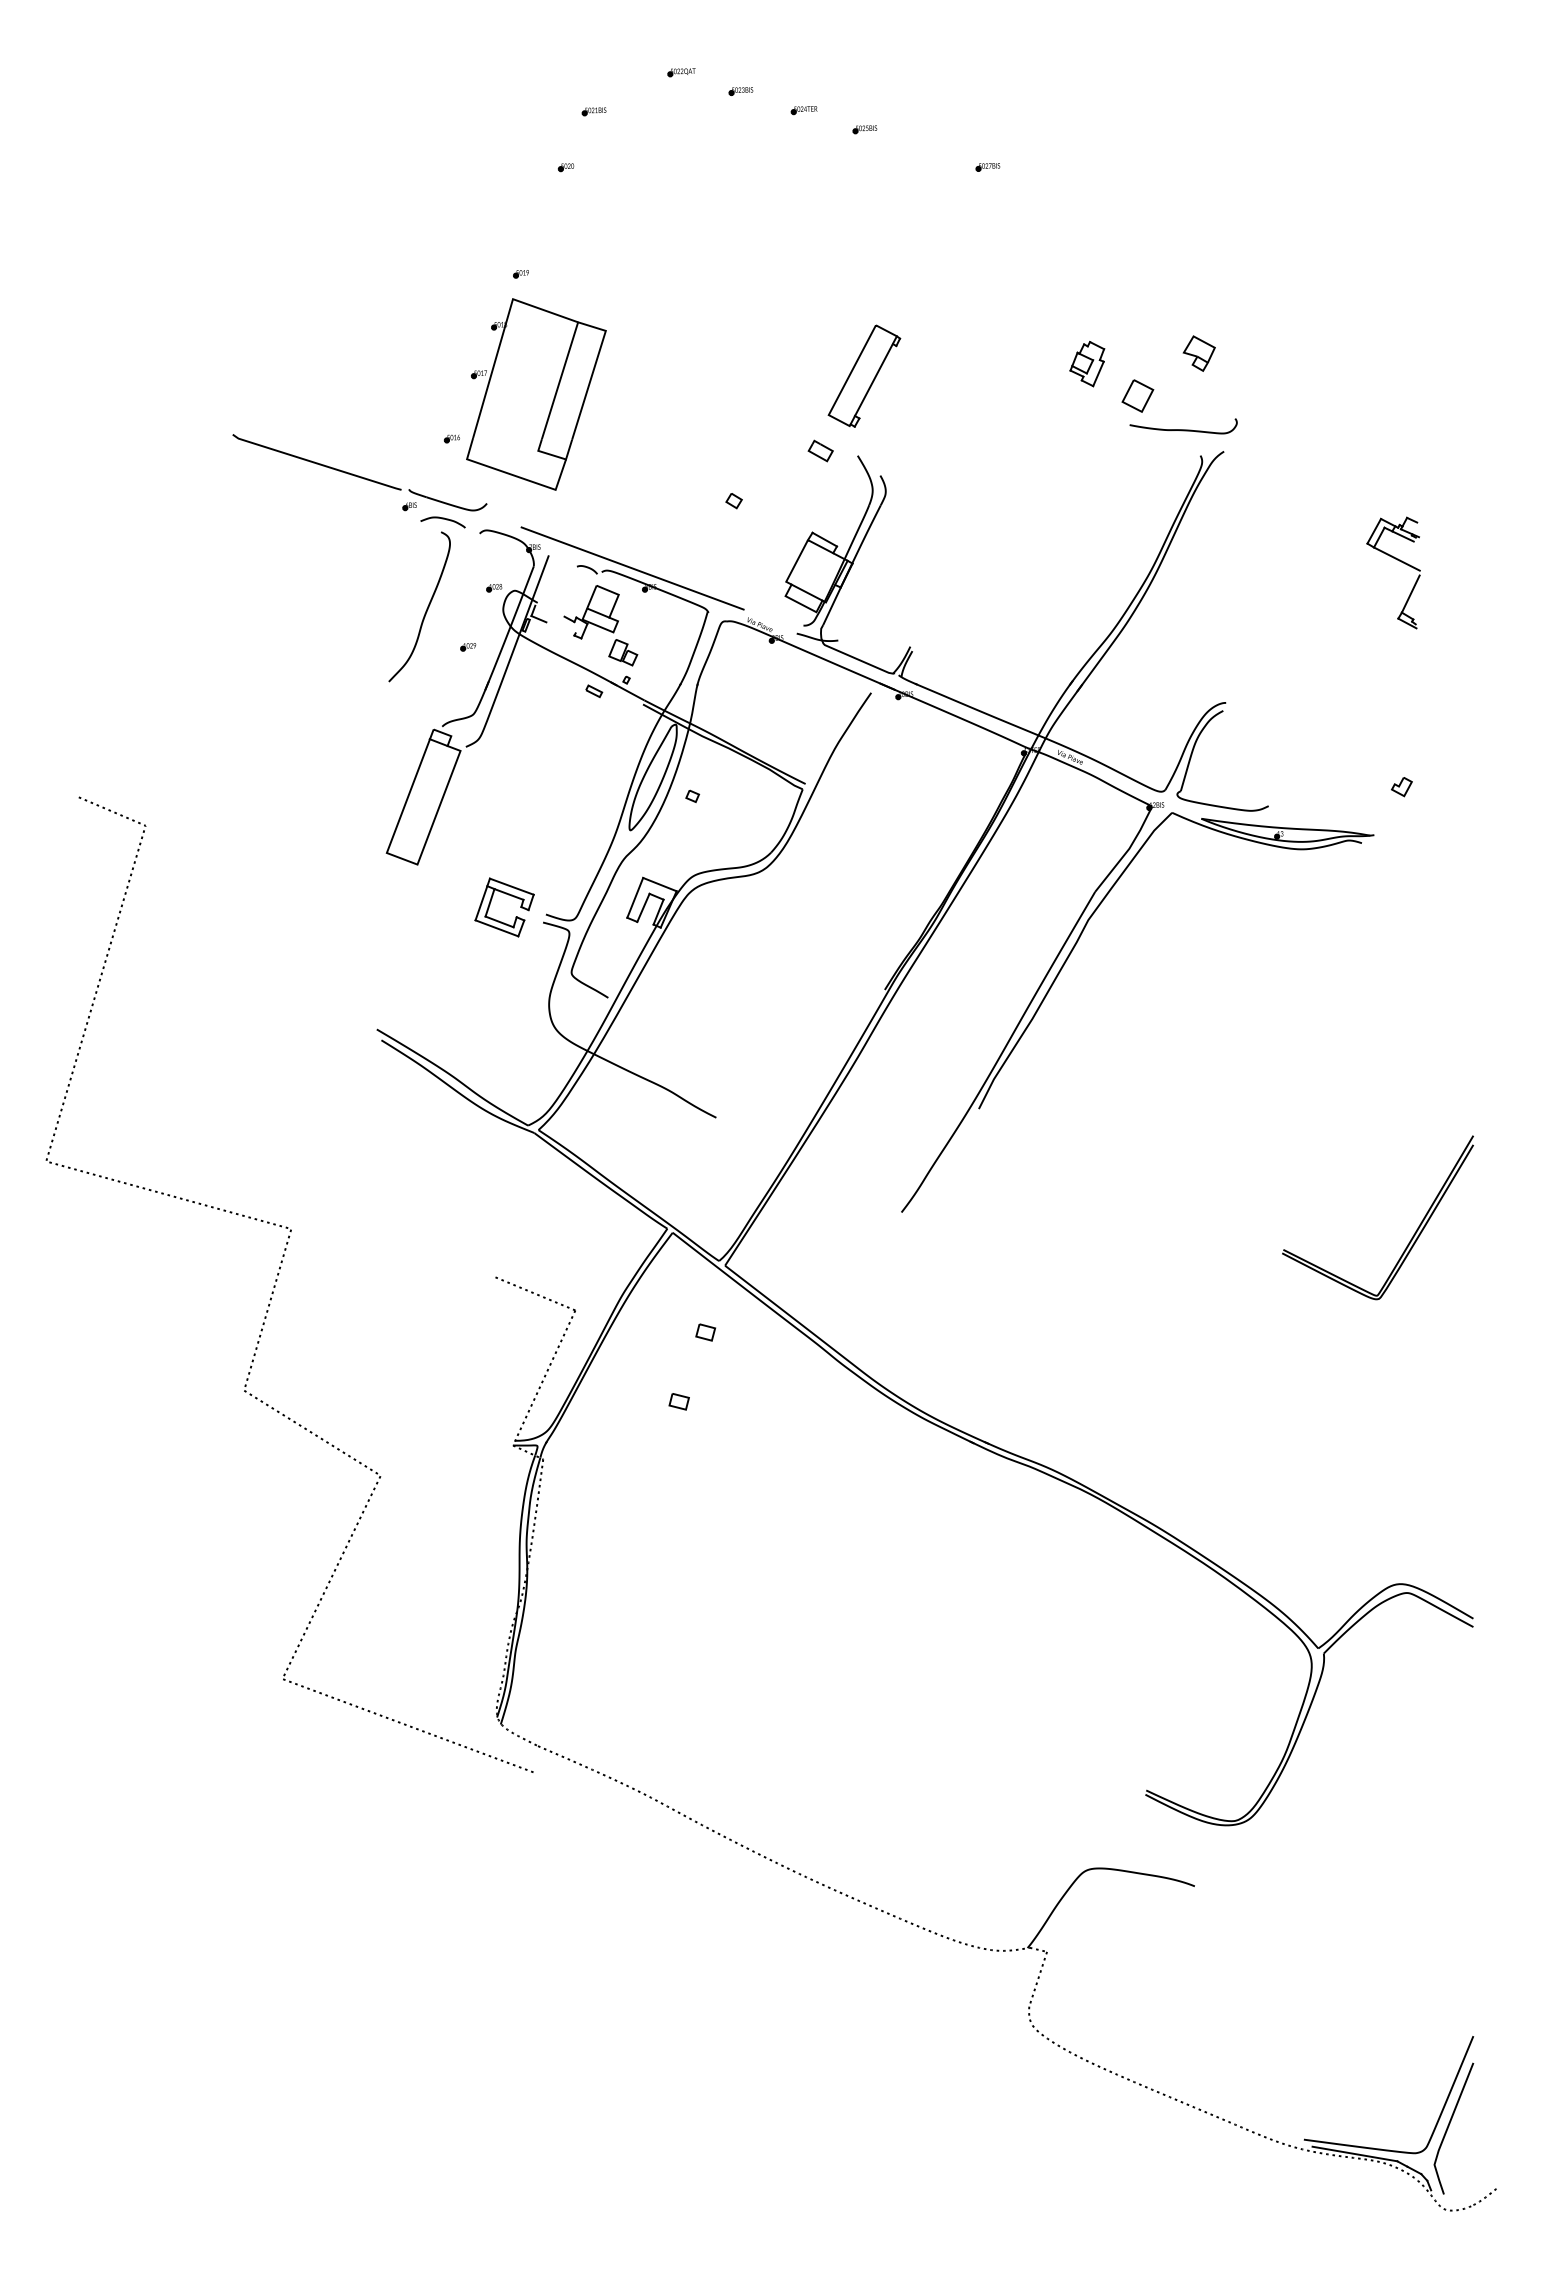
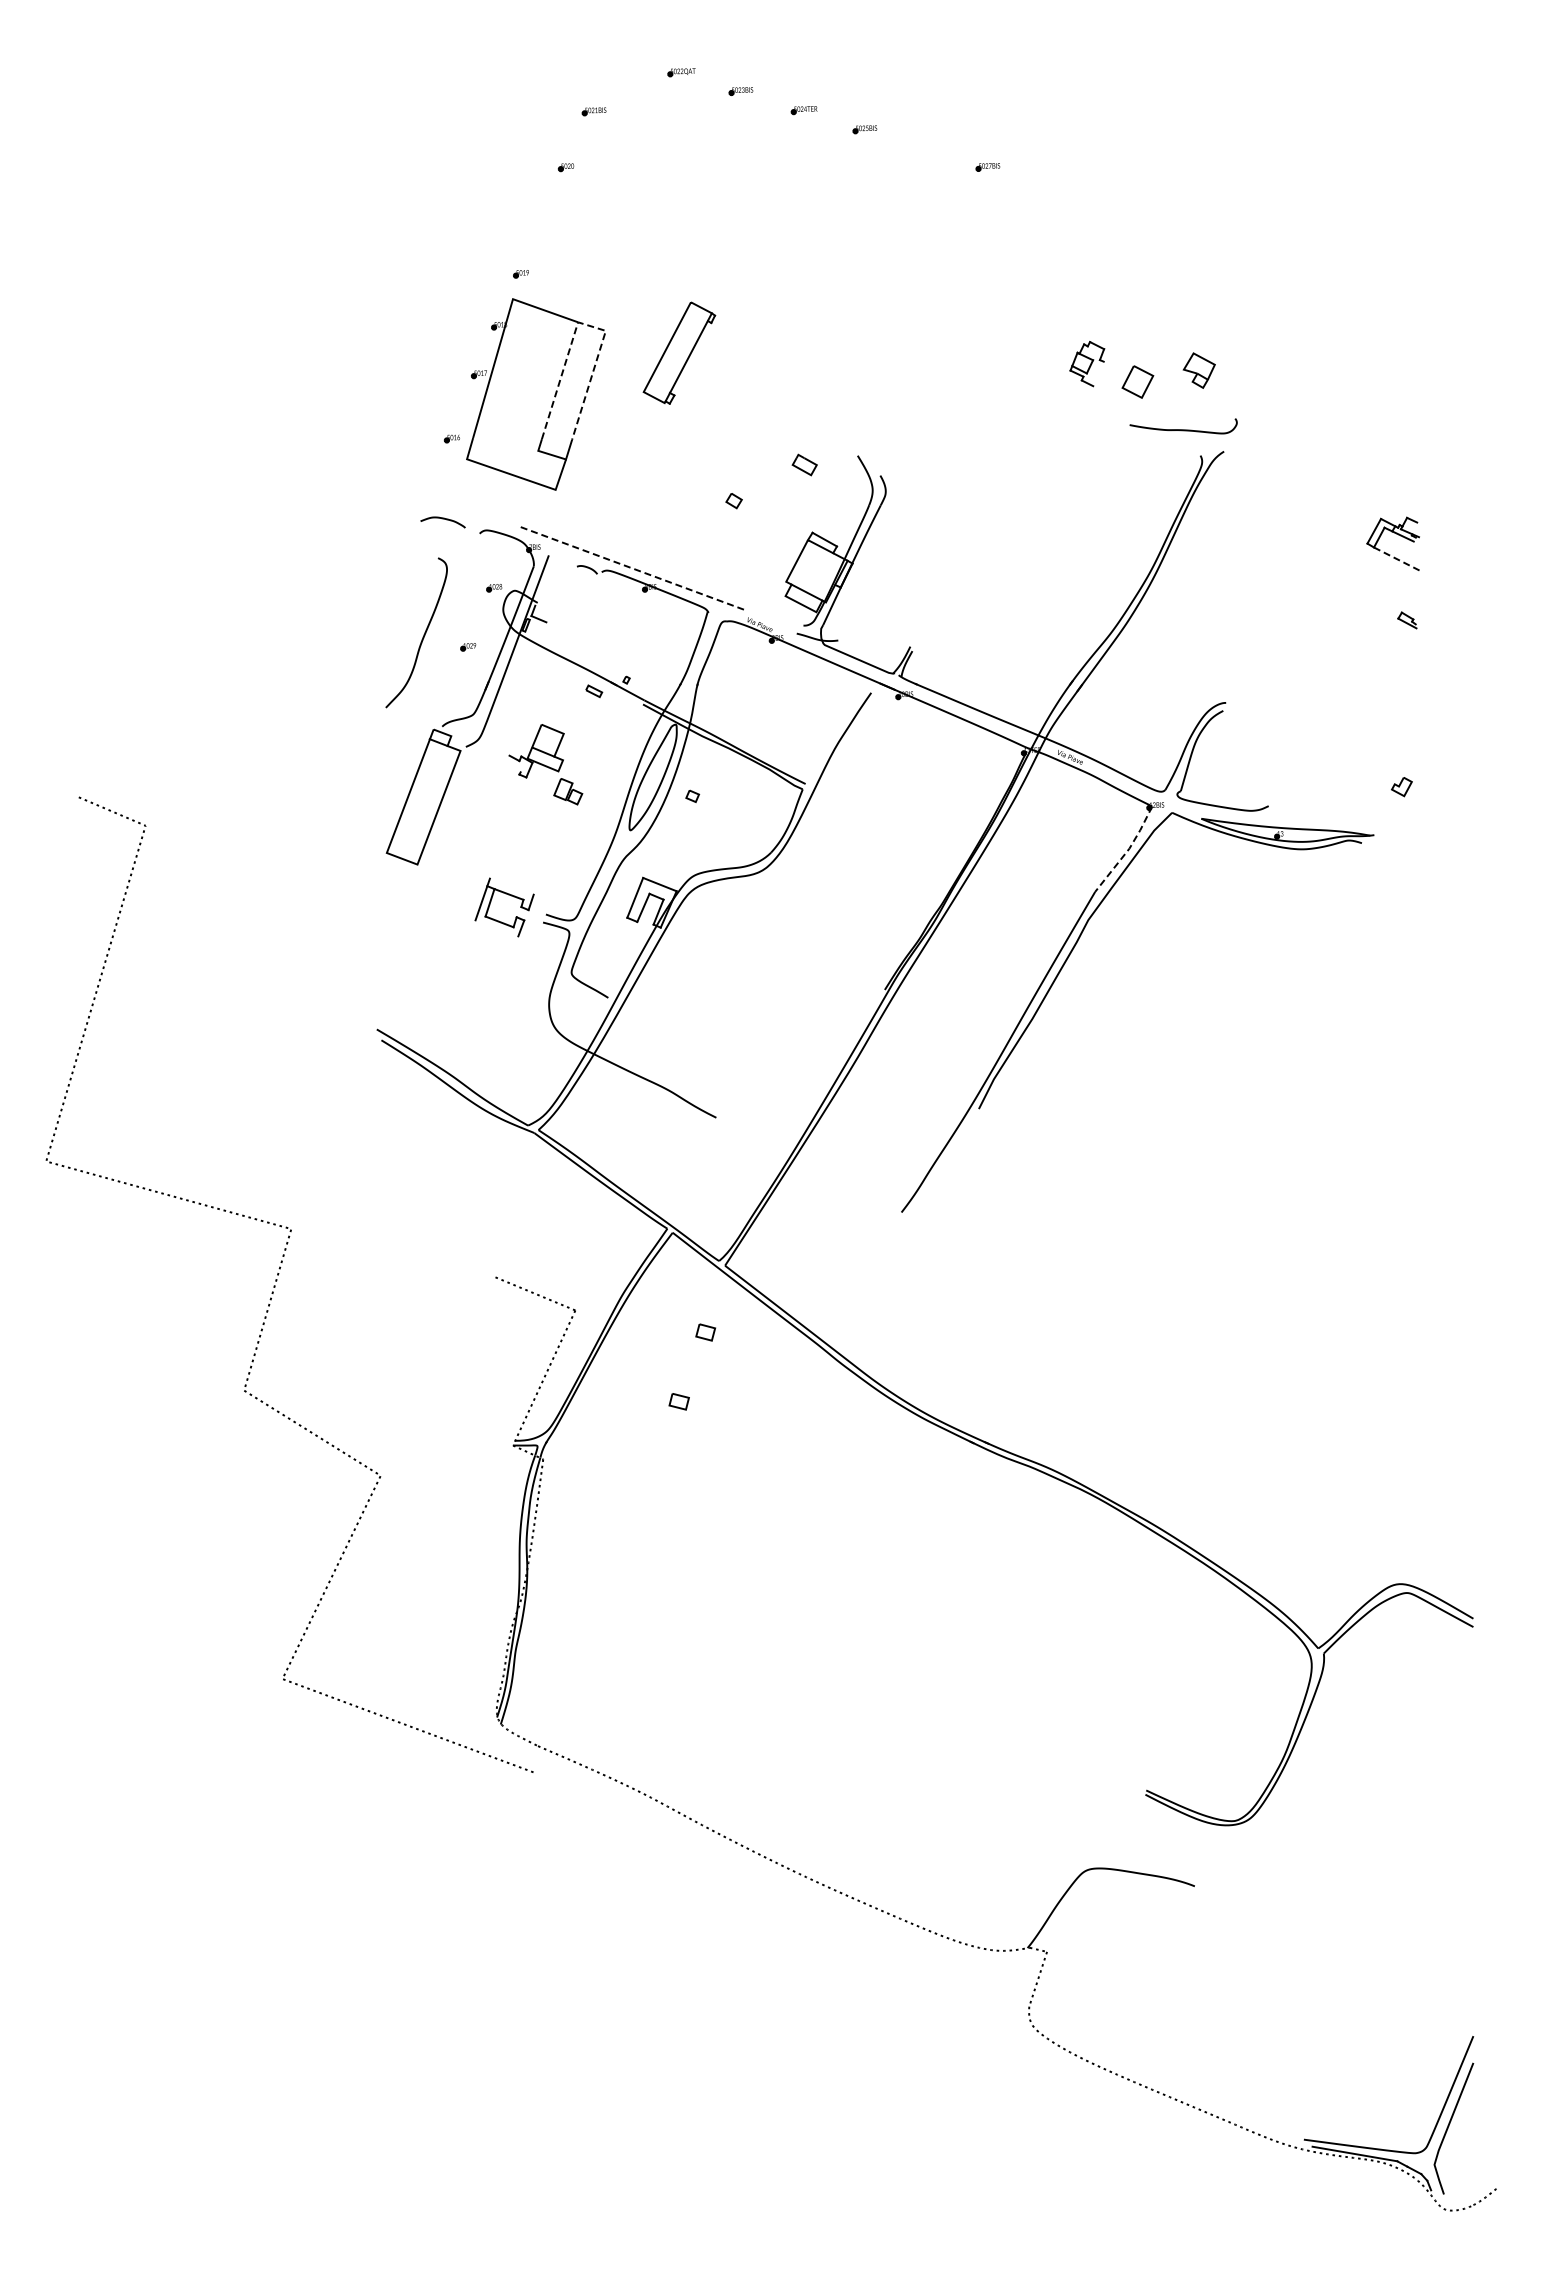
line: solid -> dashed (588, 325)
part position: (1198, 353) -> (1198, 370) (1198, 370)
line: present -> none (1098, 373)
part position: (864, 375) -> (679, 352) (679, 352)
part position: (1137, 395) -> (1137, 381) (1137, 381)
part position: (820, 450) -> (804, 464) (804, 464)
part: present -> none (359, 472)
line: solid -> dashed (1396, 559)
line: solid -> dashed (633, 568)
line: present -> none (1410, 593)
curve position: (426, 608) -> (423, 634) (423, 634)
part position: (600, 625) -> (545, 764) (545, 764)
line: solid -> dashed (1127, 851)
line: present -> none (511, 886)
line: present -> none (496, 928)
part: present -> none (1411, 1237)
